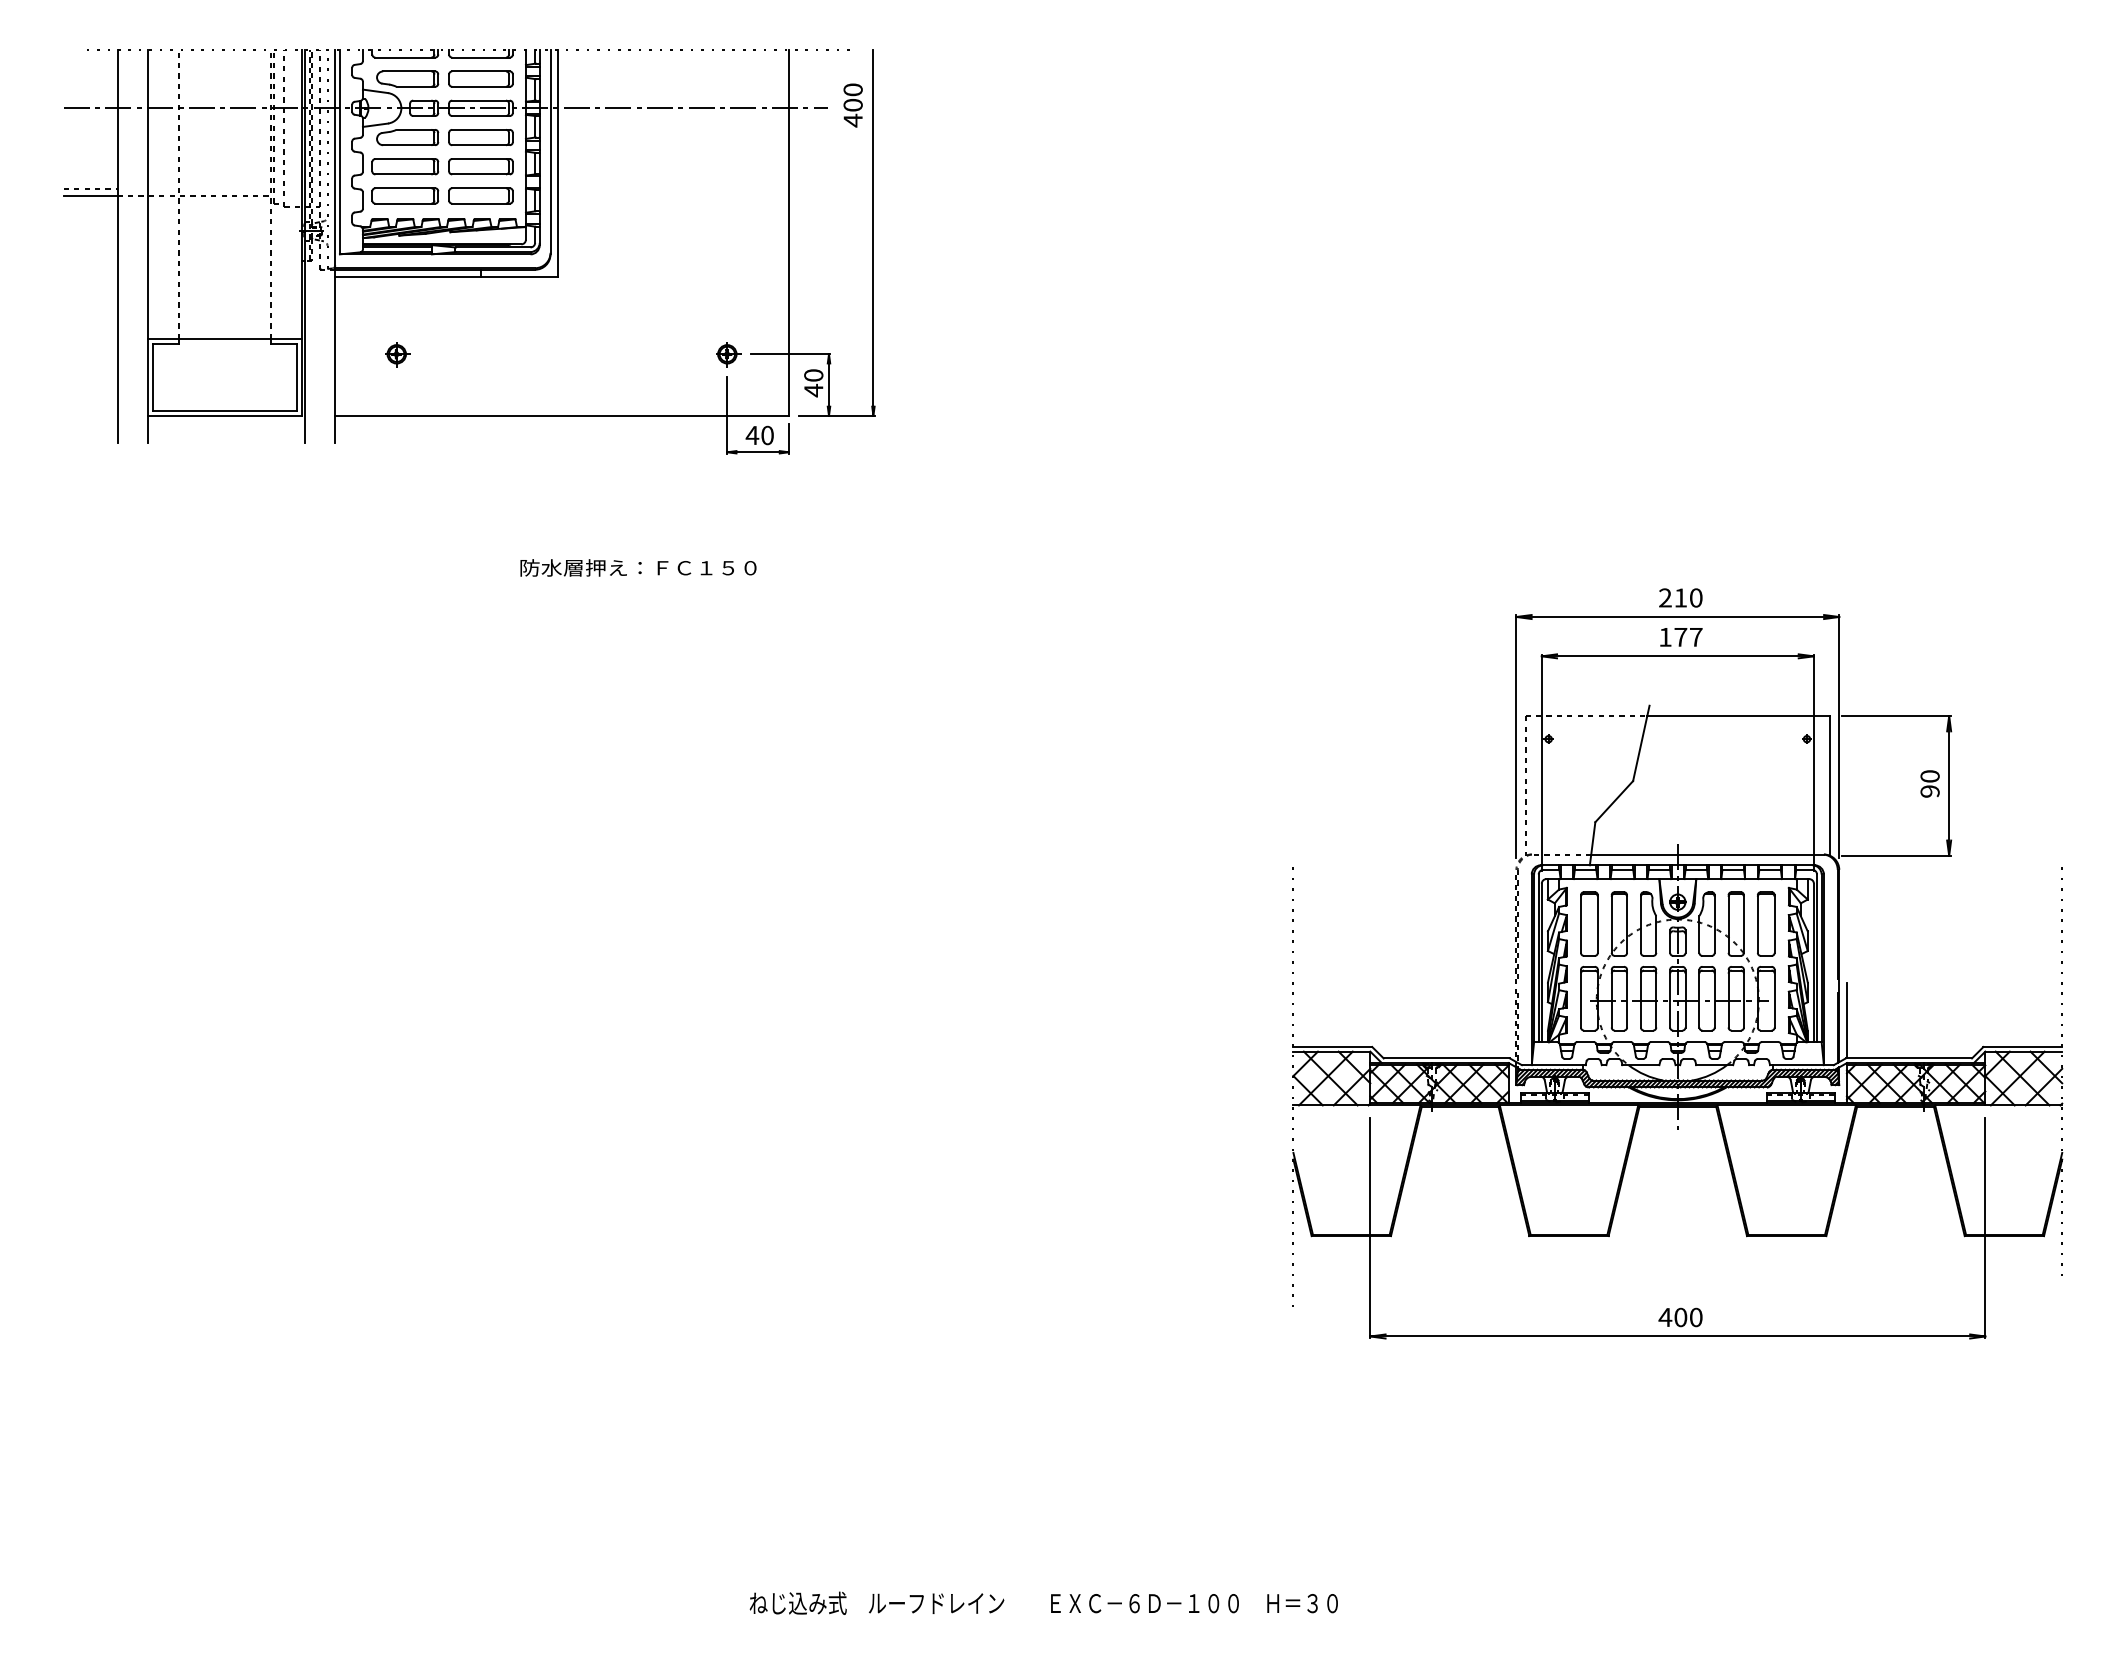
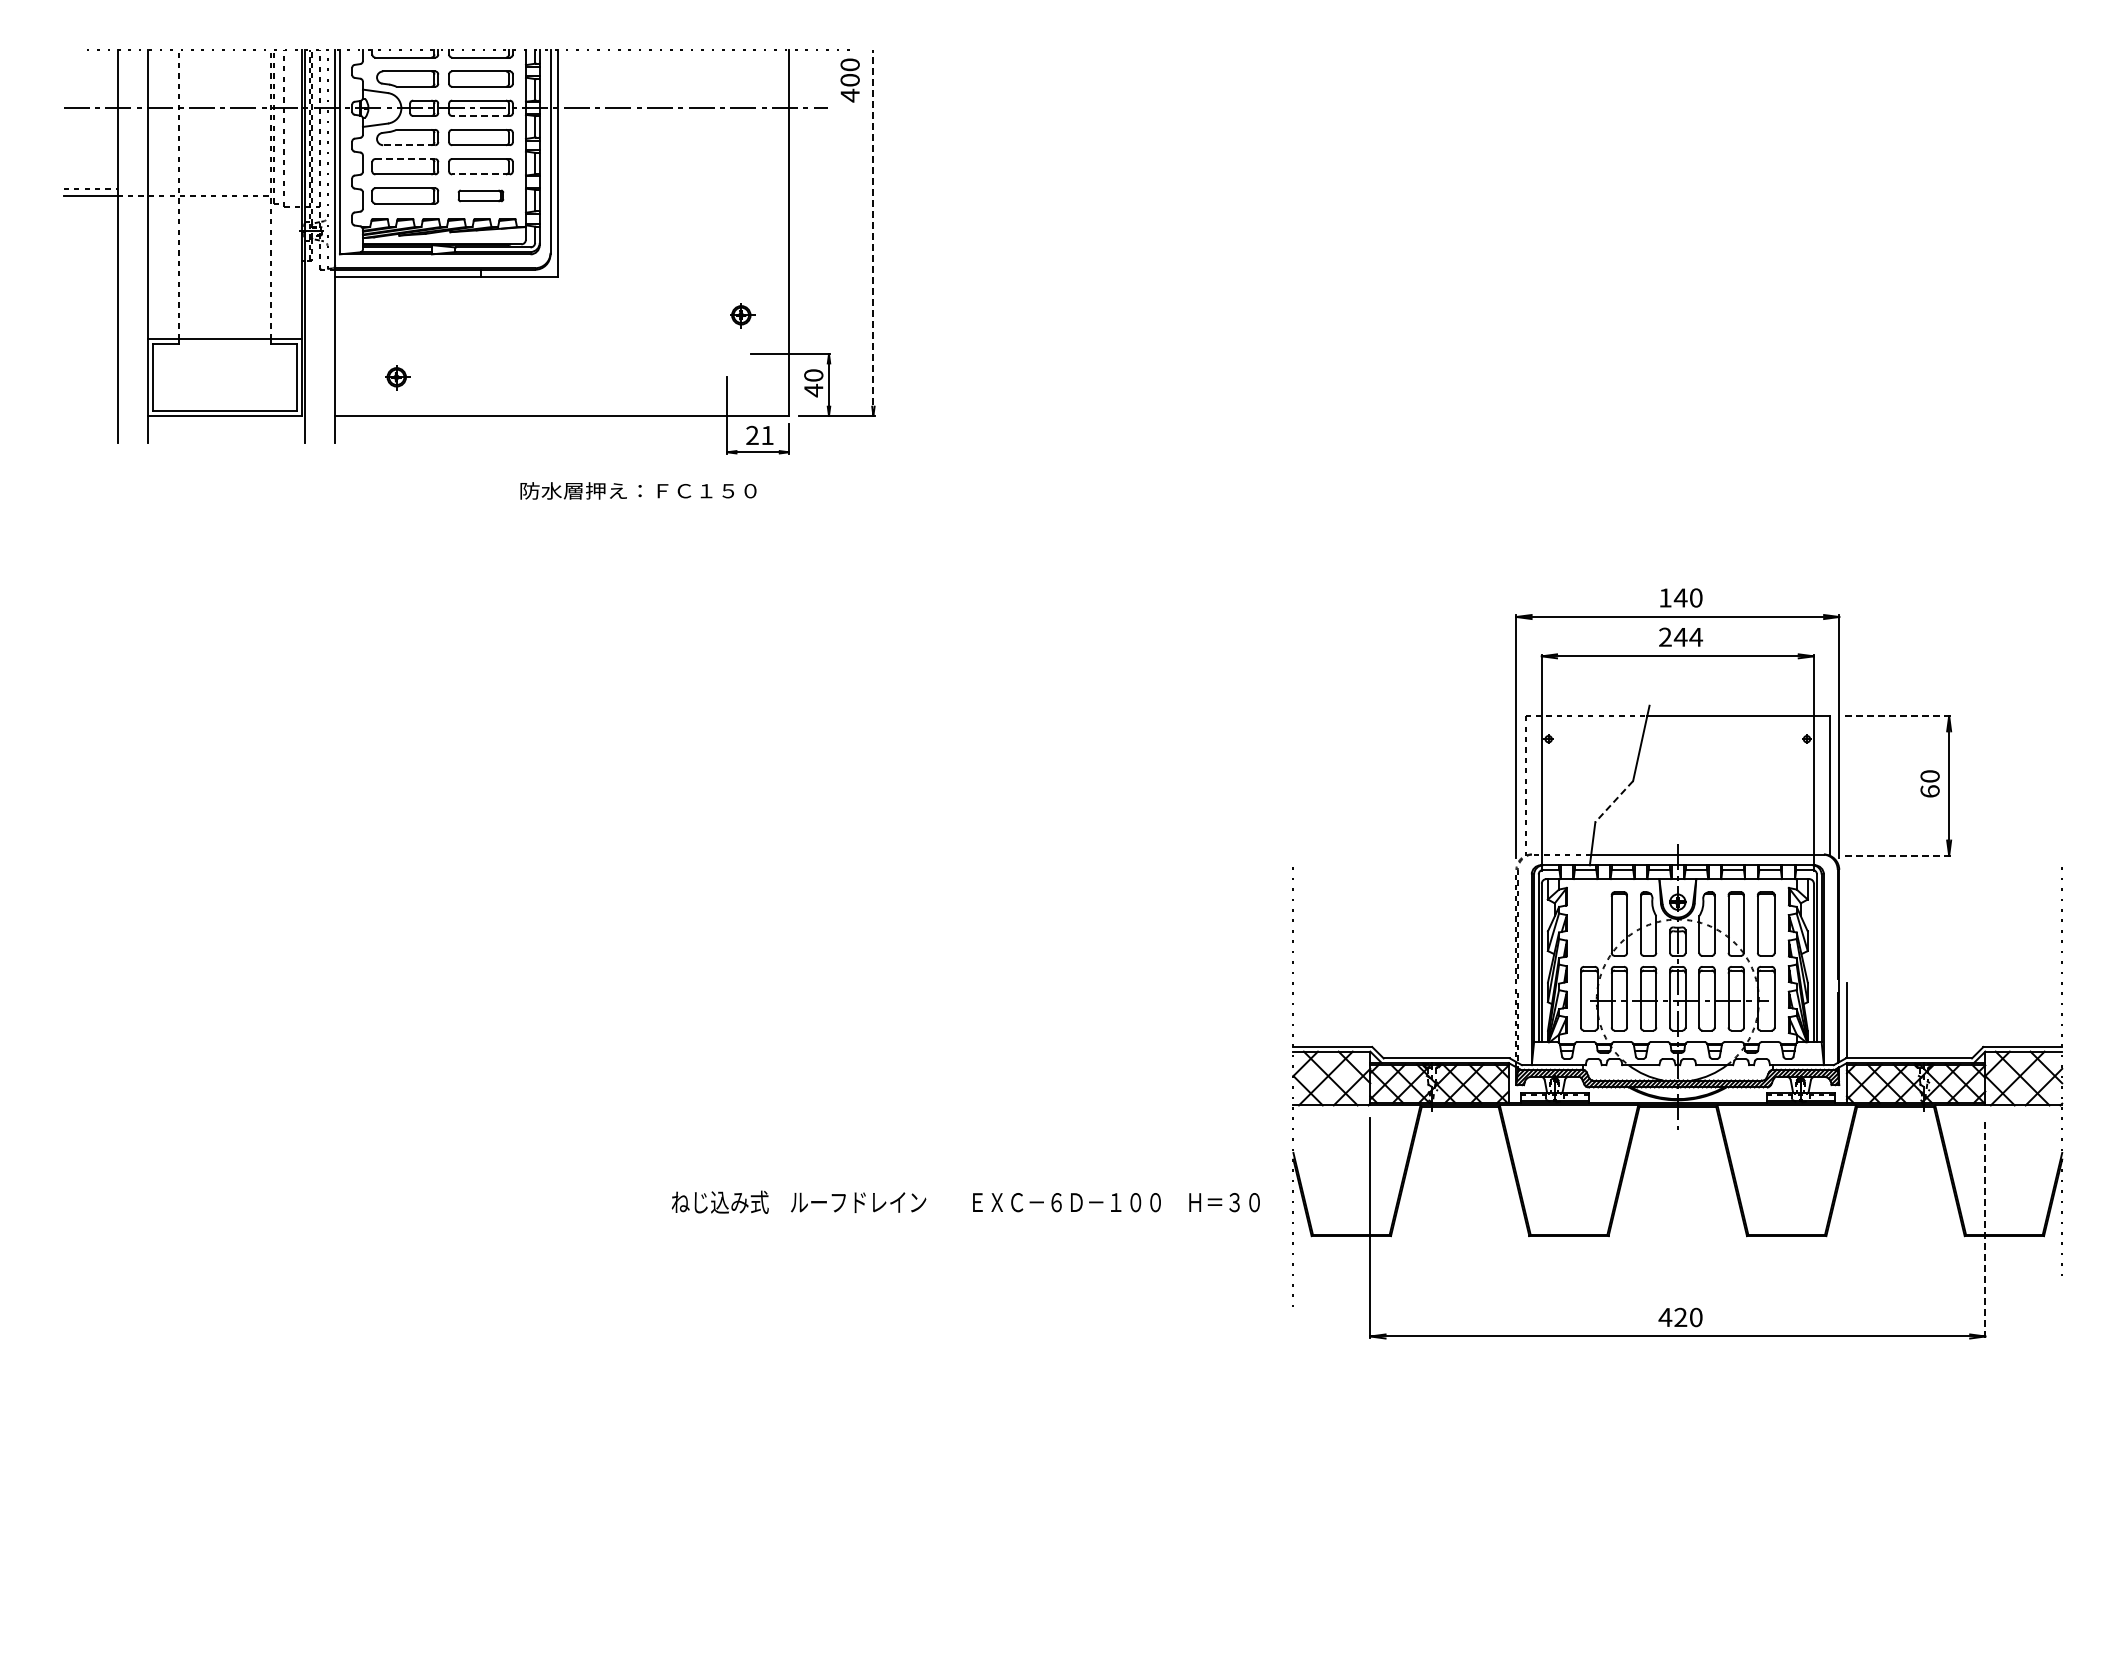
text position: (852, 105) -> (849, 80) (849, 80)
line: solid -> dashed (481, 116)
line: solid -> dashed (408, 145)
line: solid -> dashed (405, 159)
line: solid -> dashed (481, 174)
part size: 66x18 px -> 48x14 px (480, 195)
line: solid -> dashed (873, 232)
part position: (397, 354) -> (397, 377) (397, 377)
part position: (728, 354) -> (742, 315) (742, 315)
text: 40 -> 21 (759, 435)
text position: (638, 567) -> (638, 490) (638, 490)
text: 210 -> 140 (1673, 597)
text: 177 -> 244 (1681, 636)
line: solid -> dashed (1896, 716)
text: 90 -> 60 (1929, 791)
line: solid -> dashed (1614, 801)
line: solid -> dashed (1896, 855)
part: present -> none (1589, 923)
line: solid -> dashed (1985, 1227)
text: 400 -> 420 (1680, 1317)
text position: (1043, 1602) -> (965, 1201) (965, 1201)
